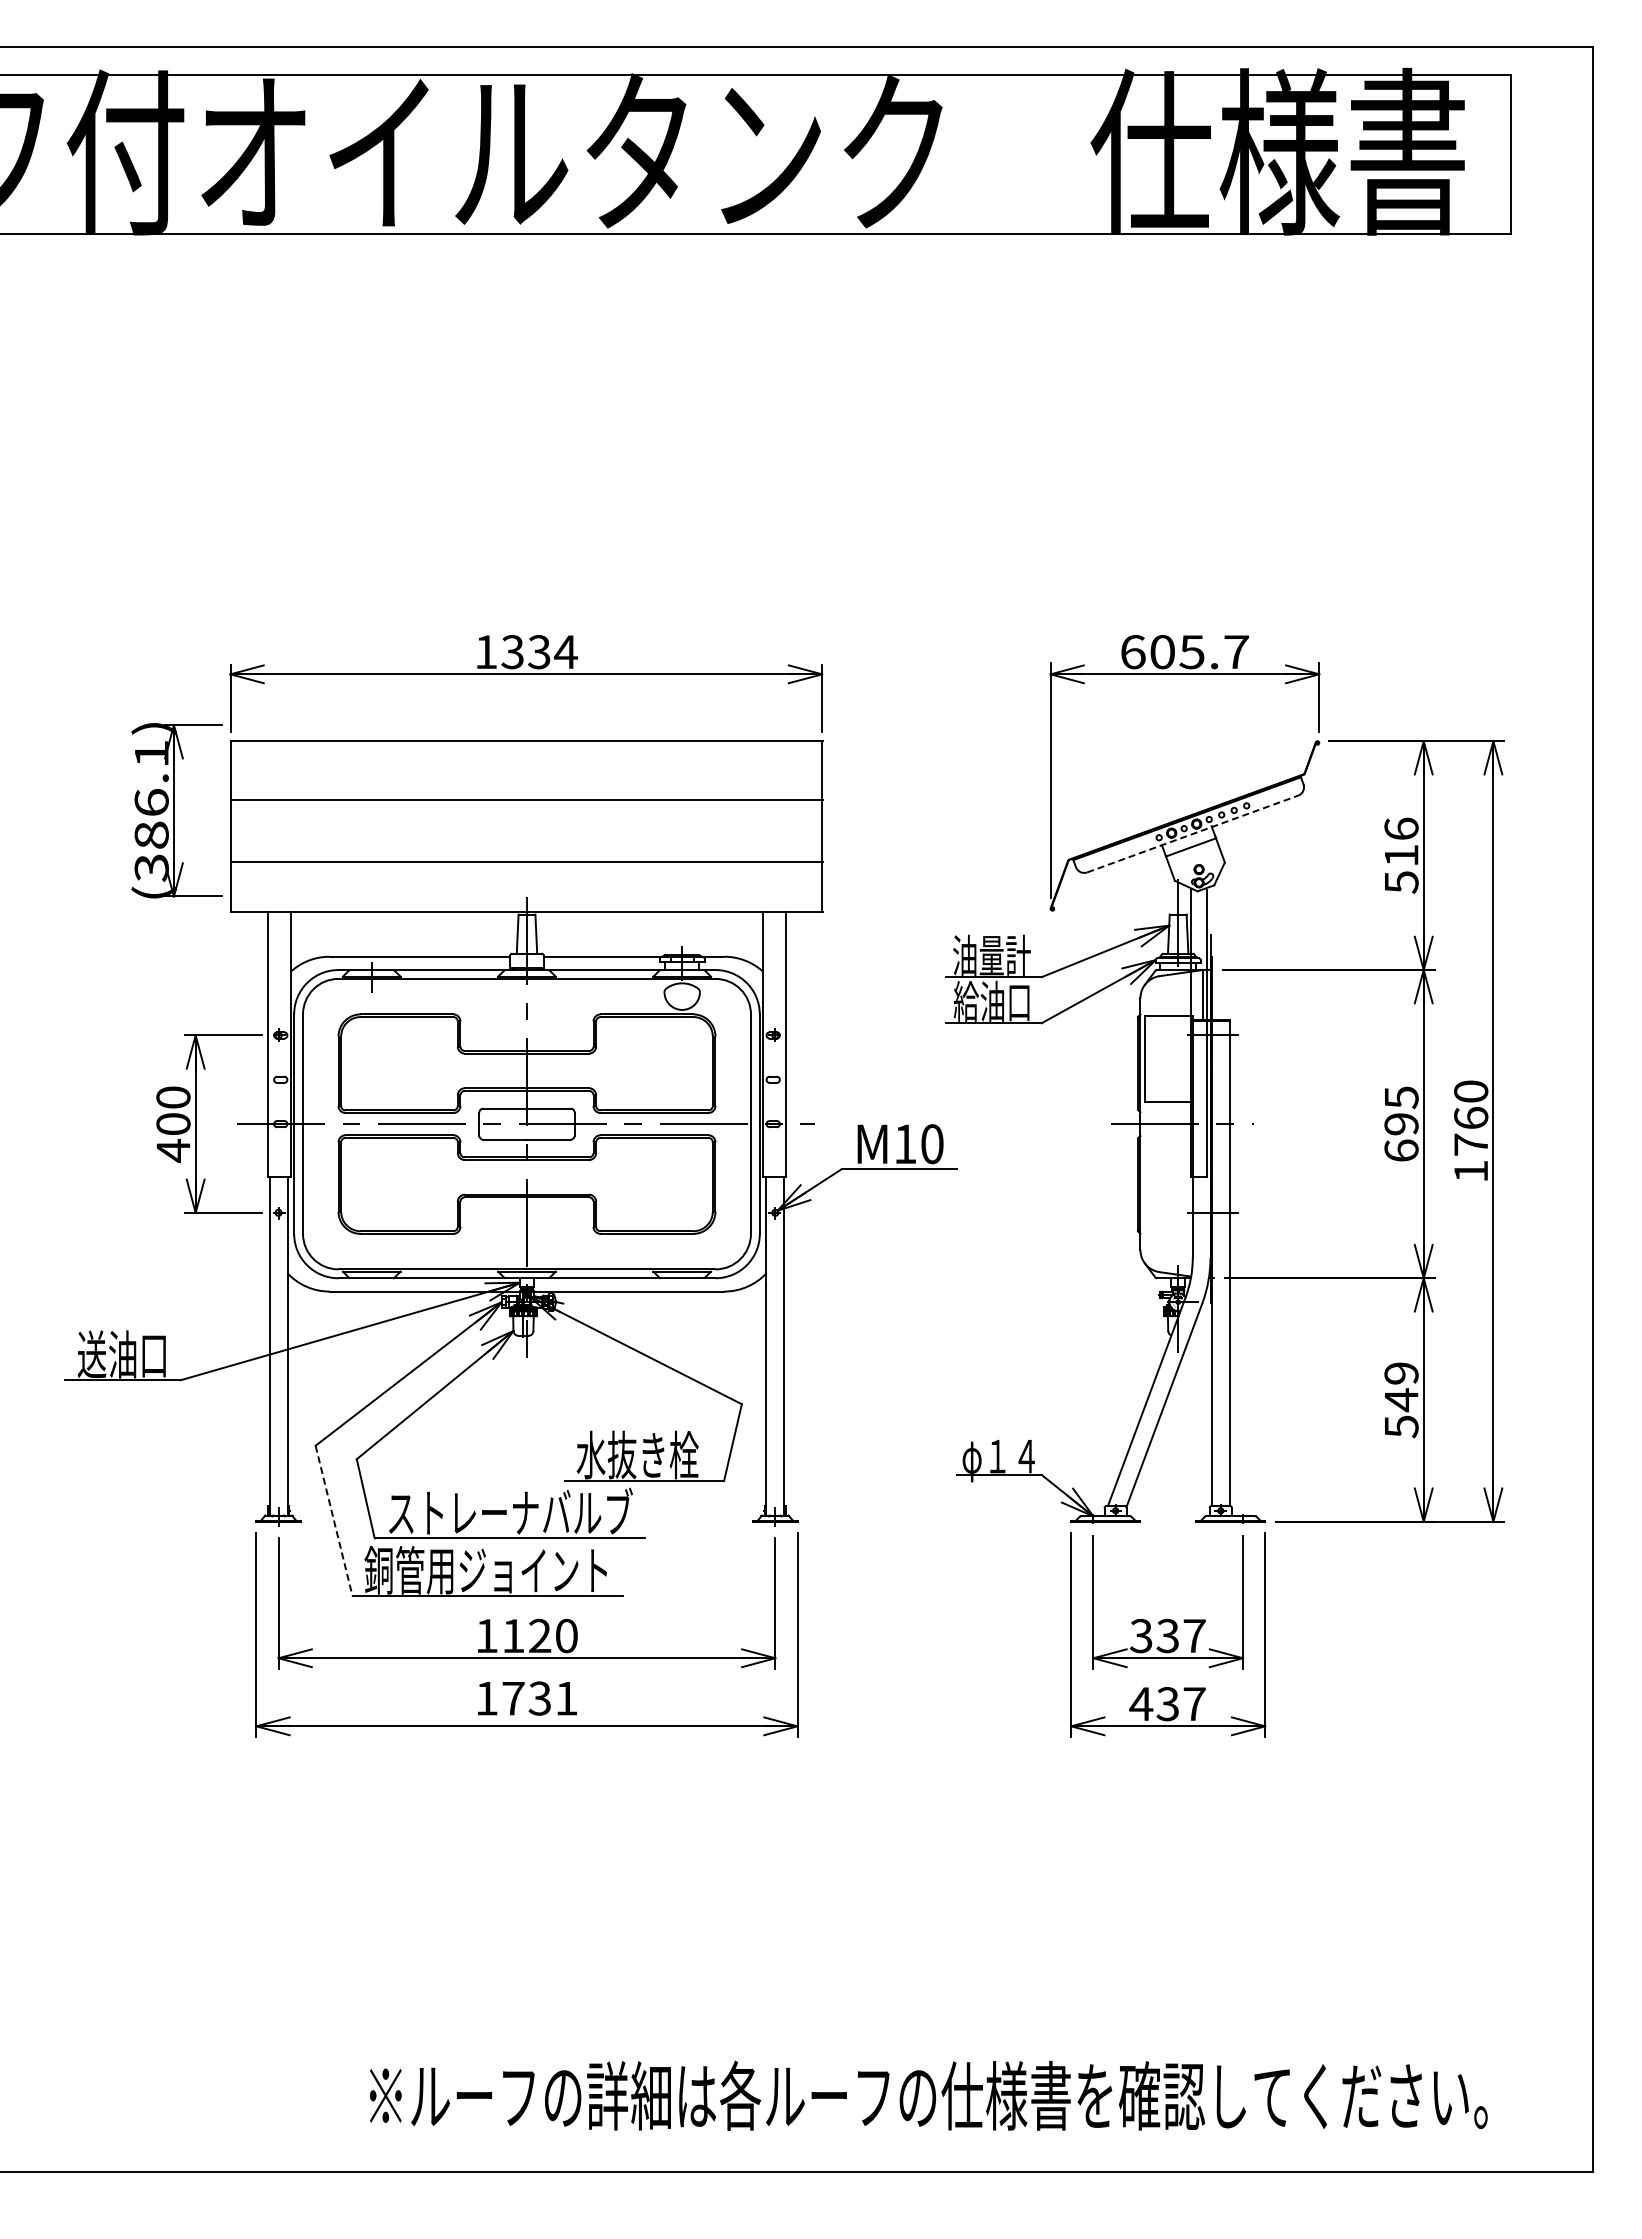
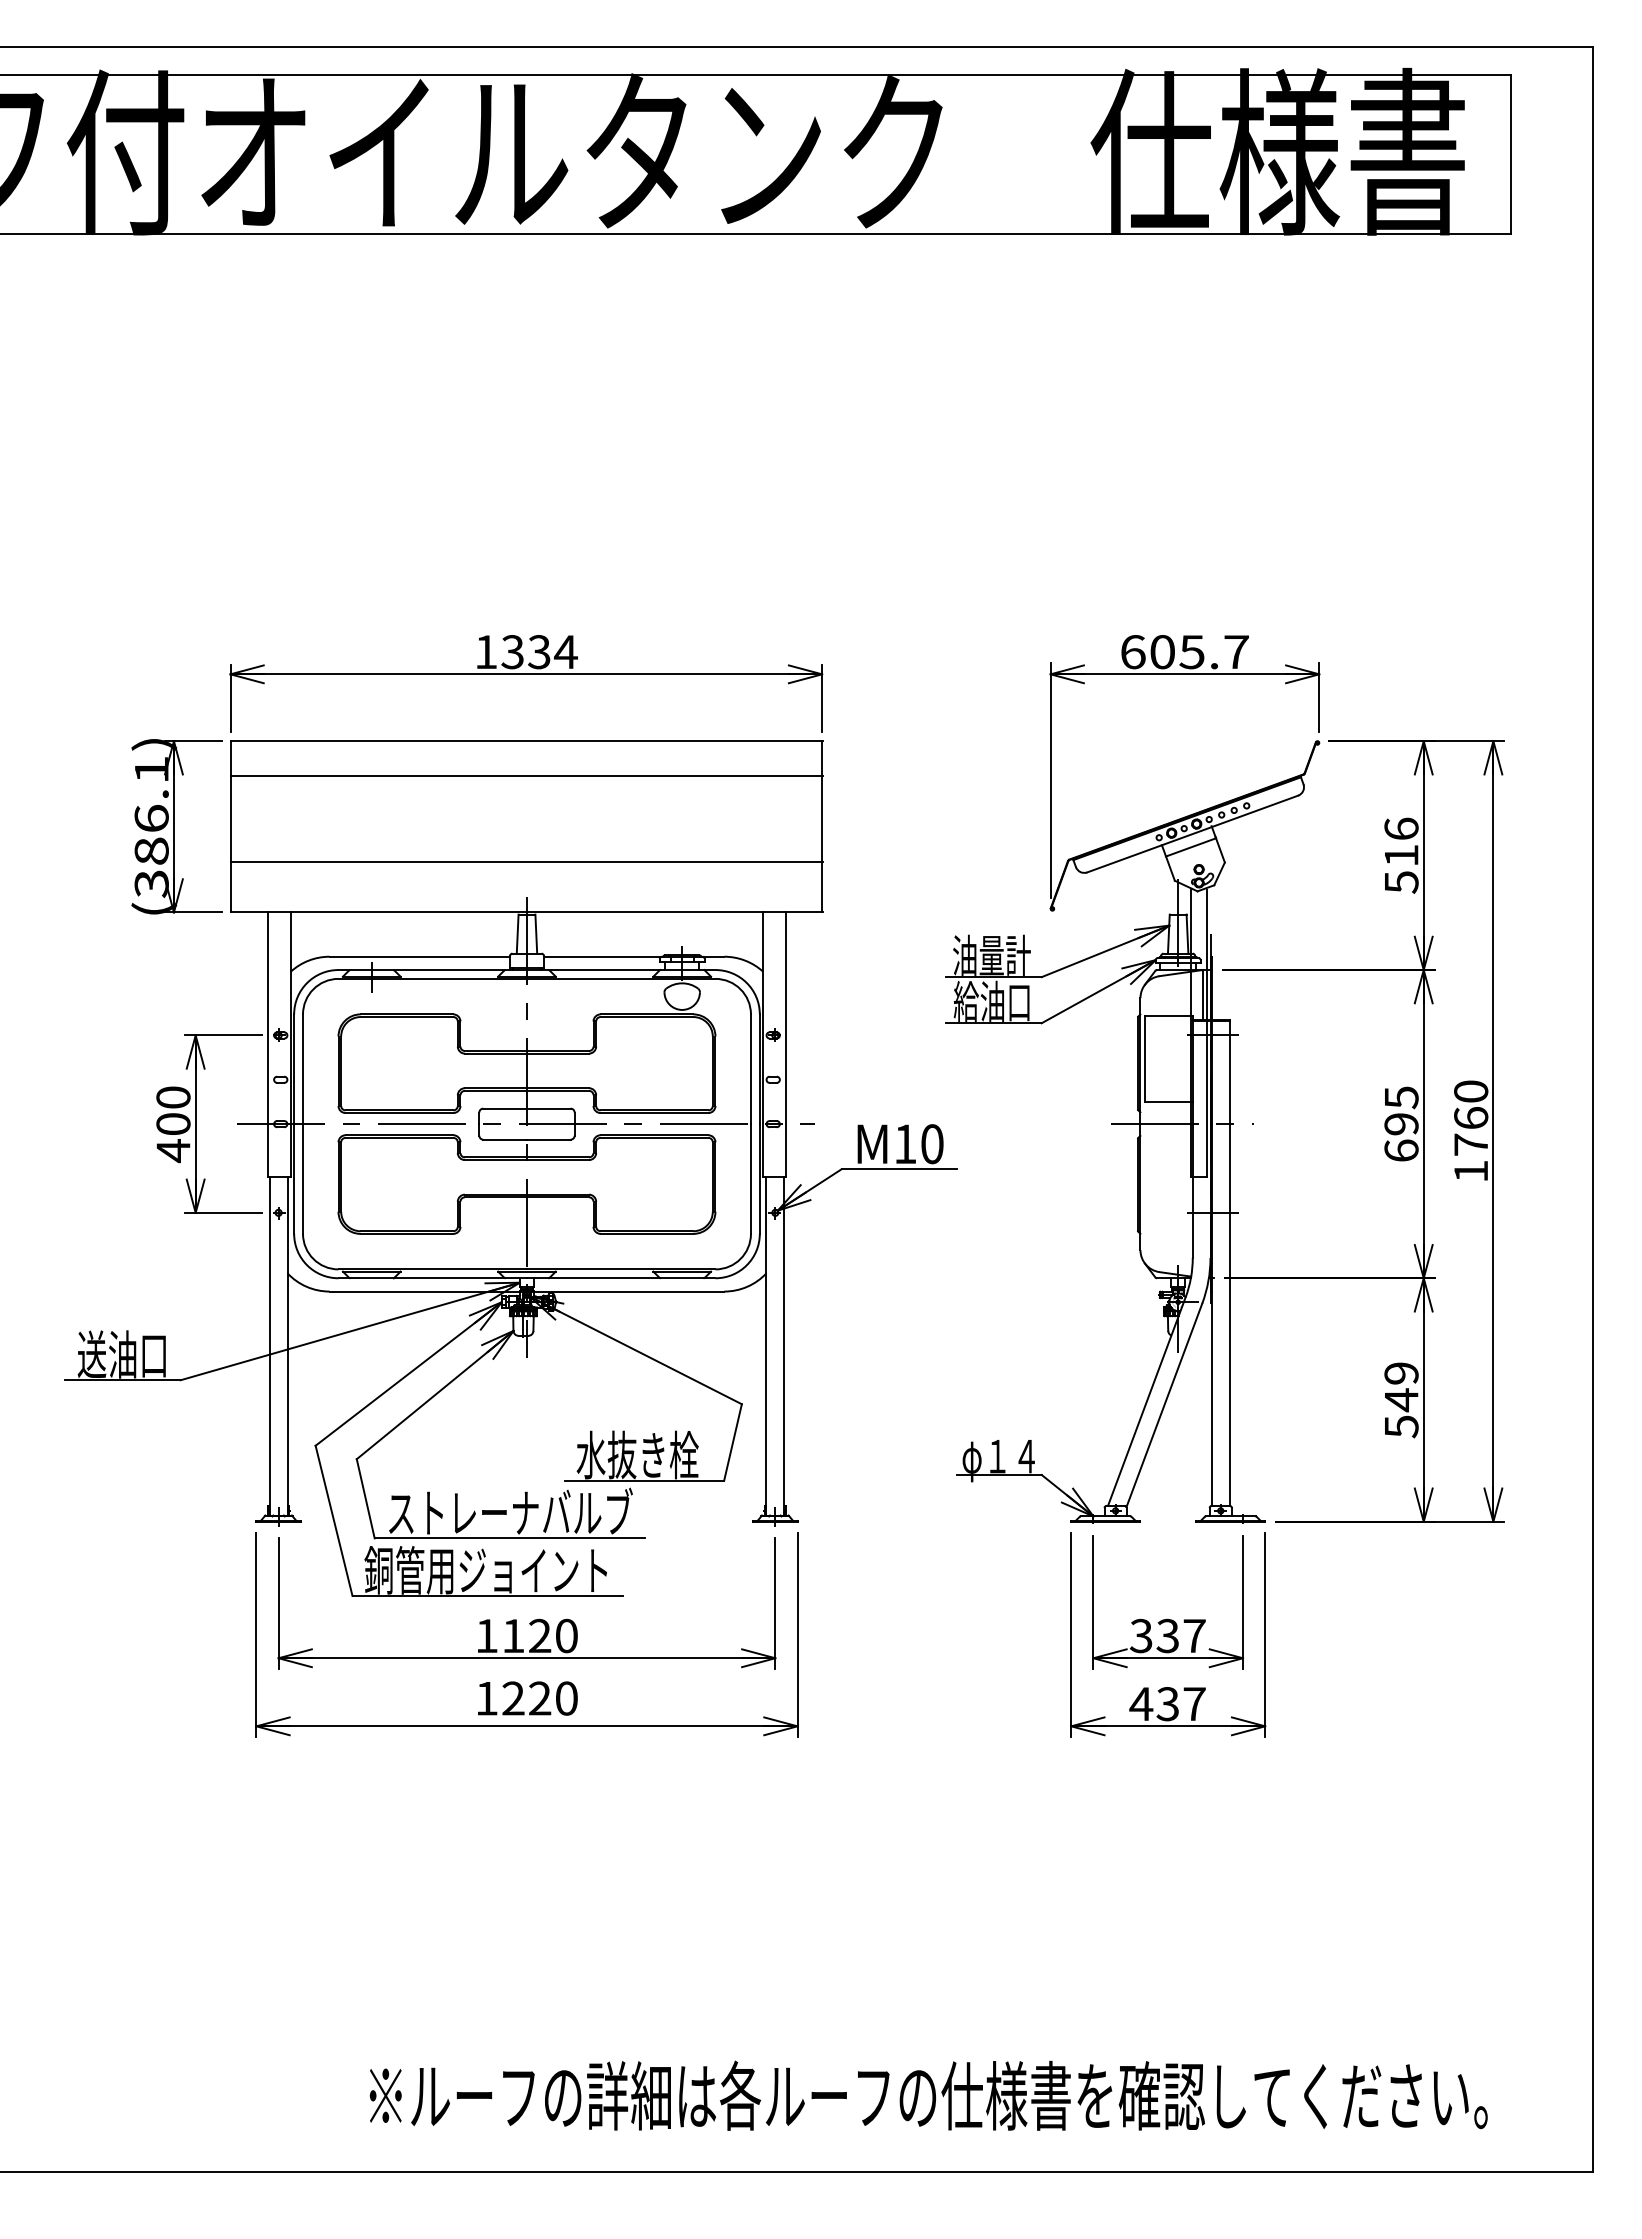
line position: (526, 799) -> (526, 775) (526, 775)
part position: (176, 810) -> (176, 826) (176, 826)
line: dashed -> solid (1193, 833)
line: dashed -> solid (334, 1521)
text: 1731 -> 1220 (539, 1698)
